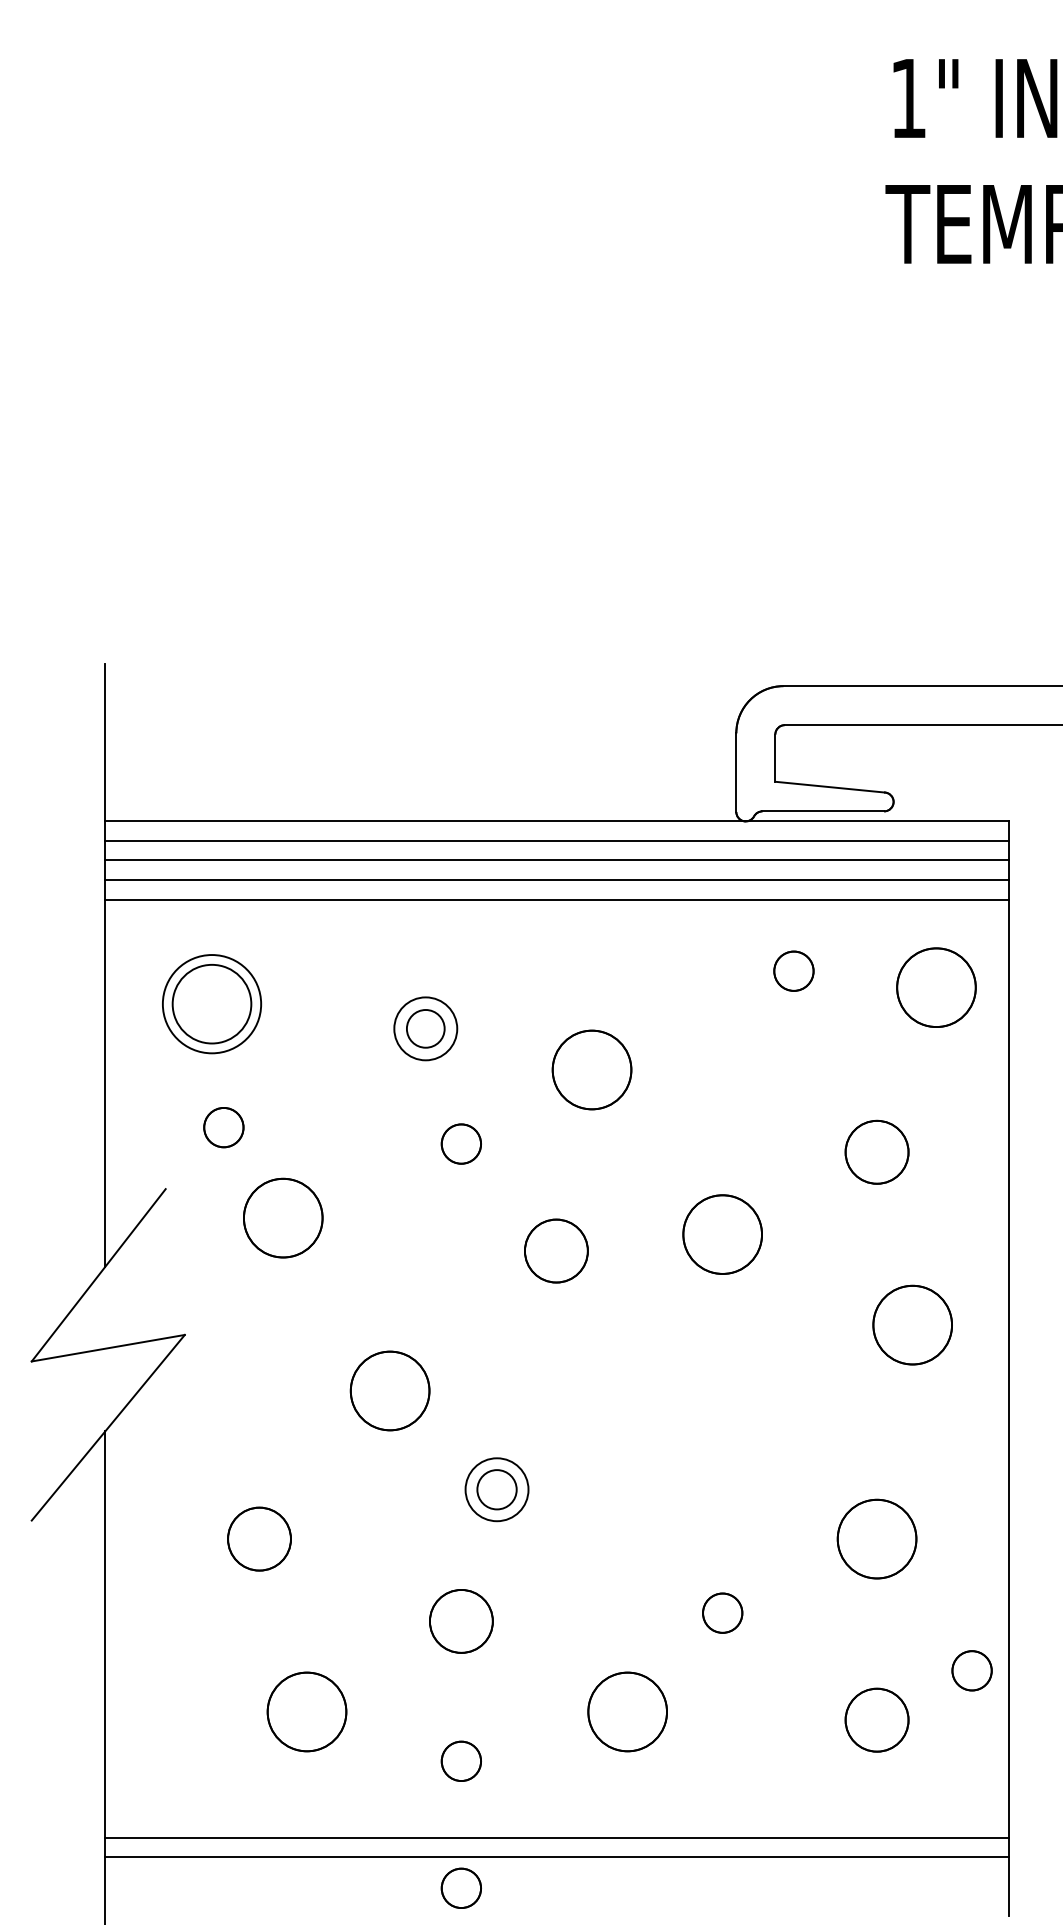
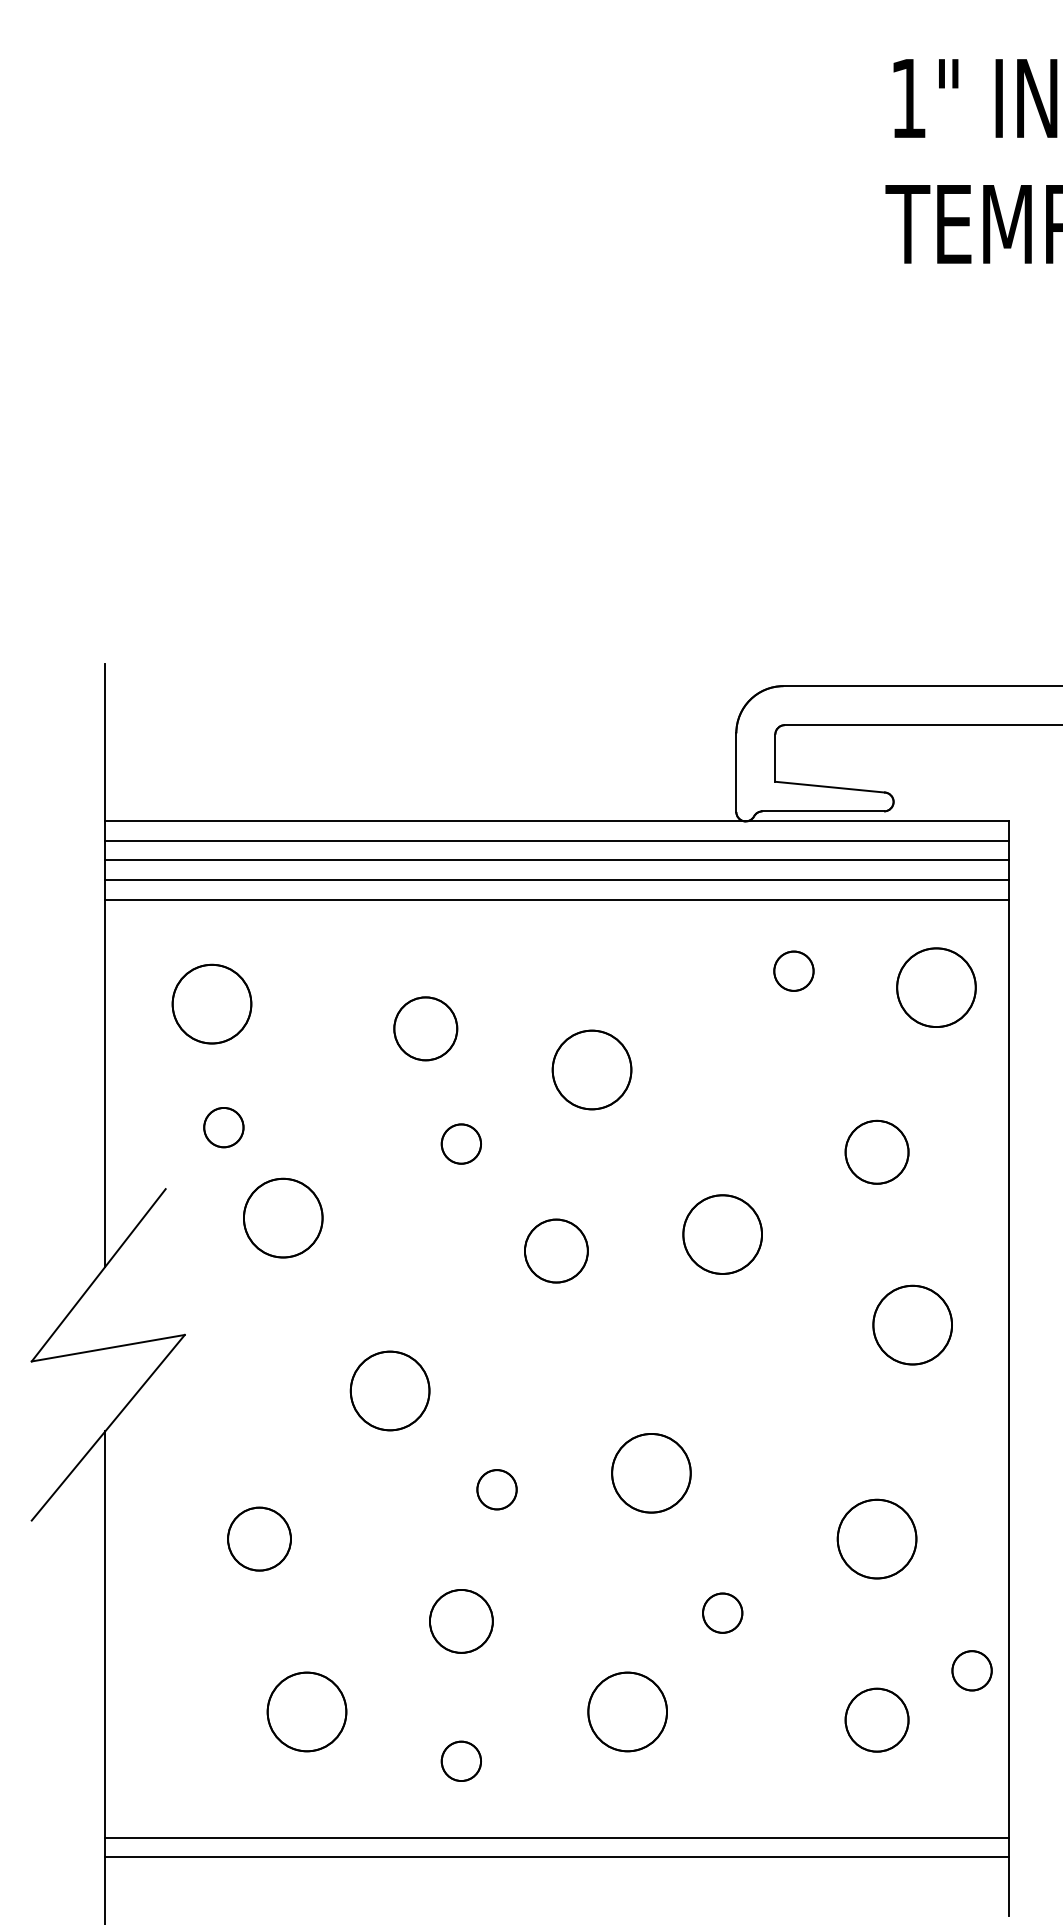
circle diameter: 98 px -> 79 px (211, 1003)
circle diameter: 38 px -> 63 px (425, 1028)
circle: none -> present (651, 1473)
circle diameter: 63 px -> 39 px (496, 1489)
circle: present -> none (460, 1887)
